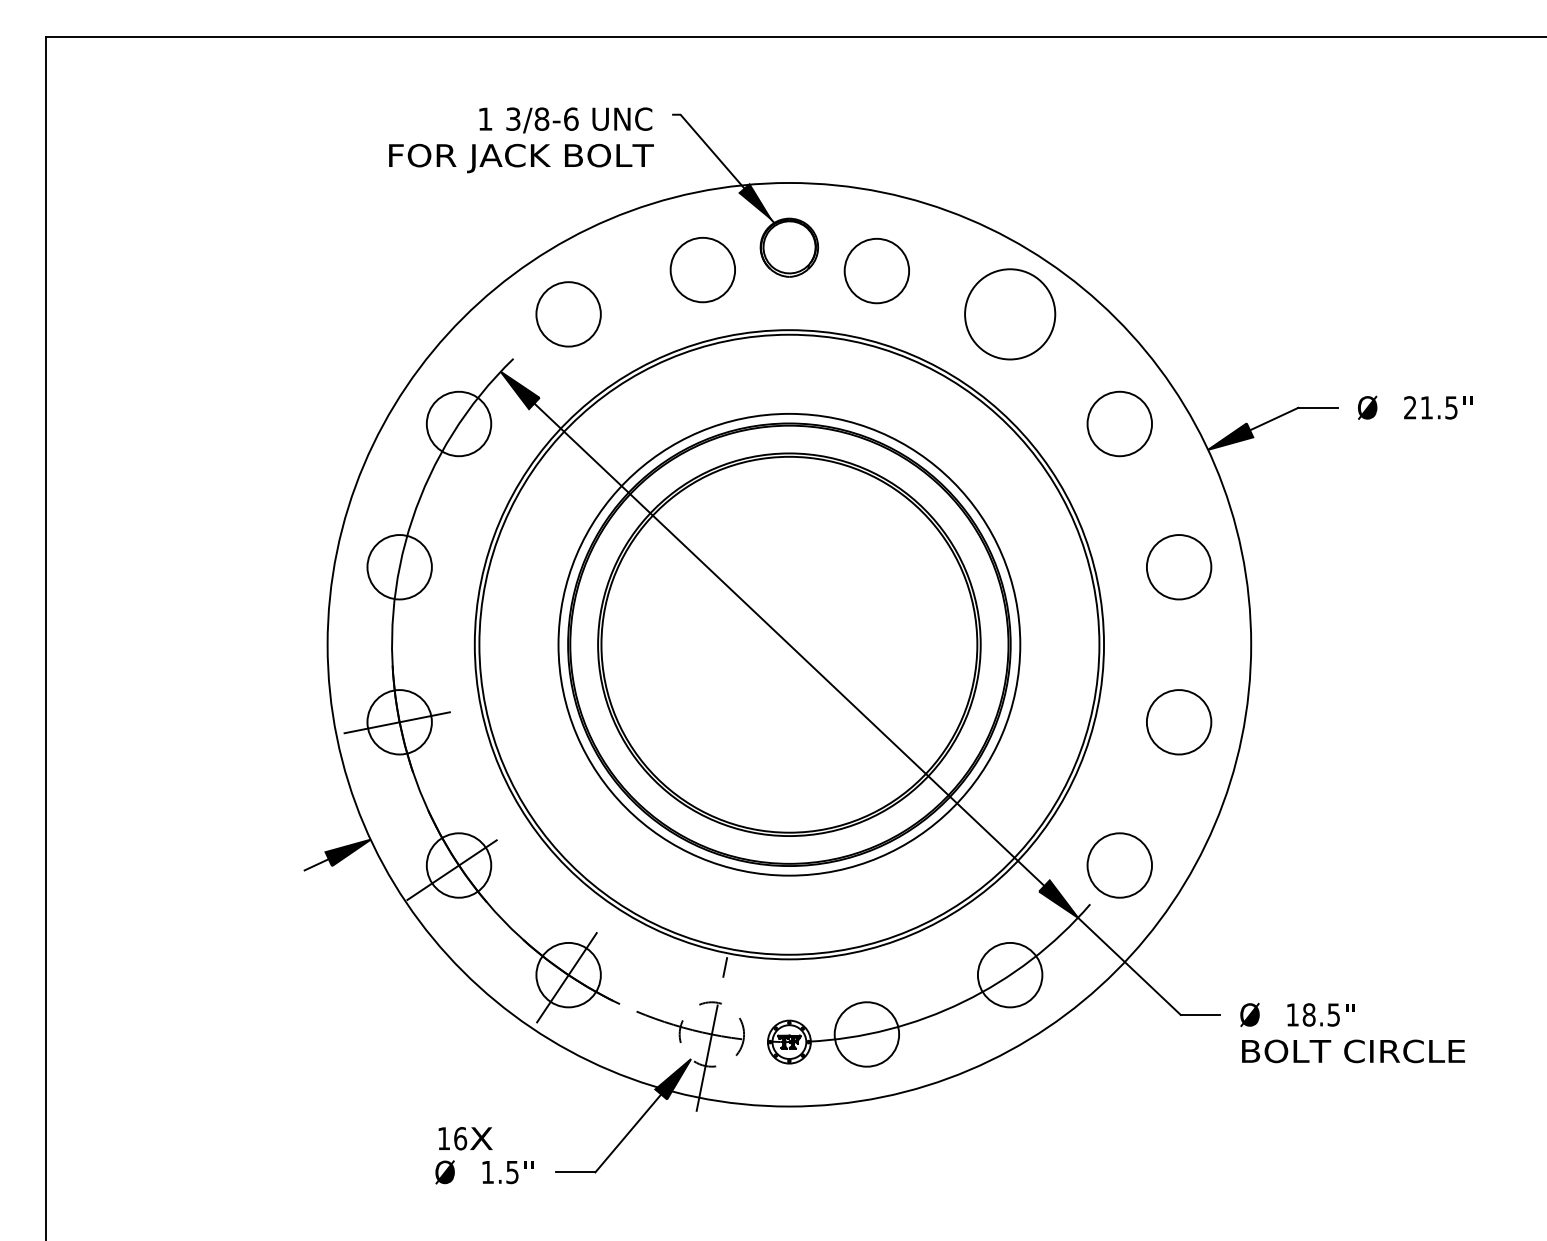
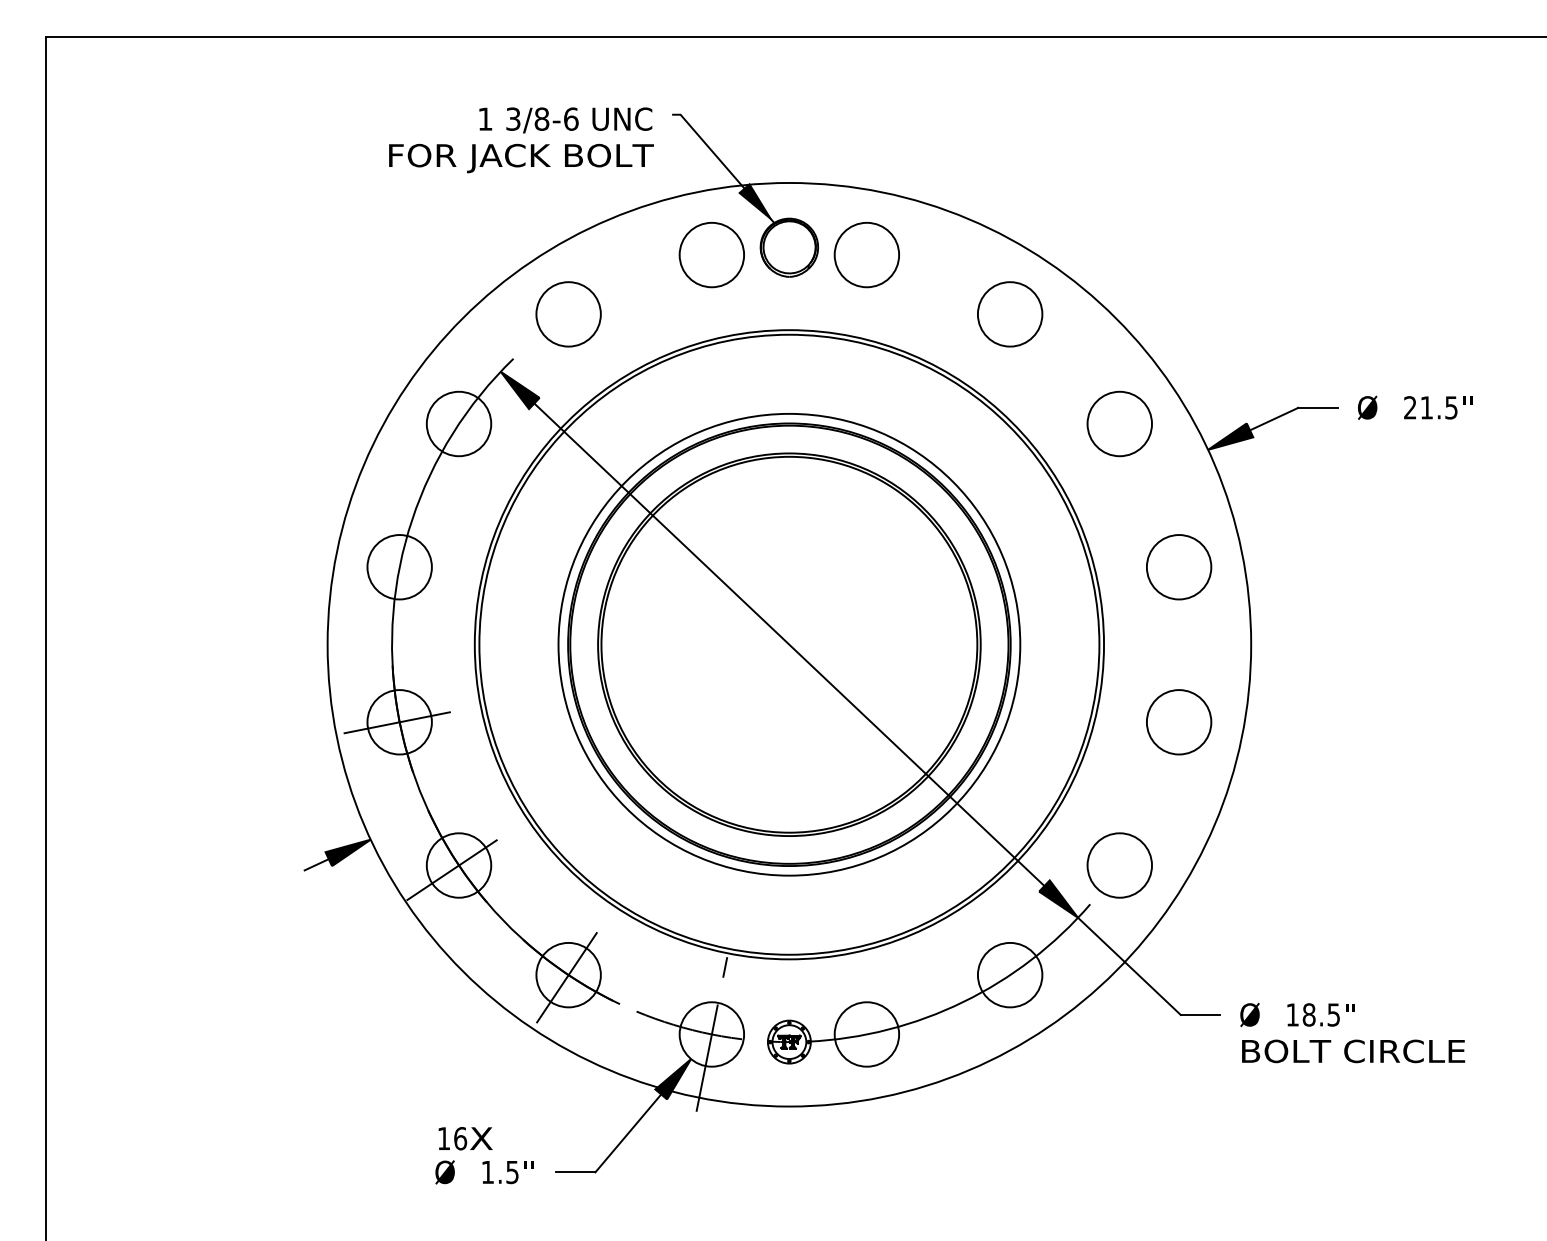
circle position: (702, 270) -> (711, 255) (711, 255)
circle position: (876, 271) -> (866, 255) (866, 255)
circle diameter: 90 px -> 64 px (1009, 314)
circle: dashed -> solid (711, 1034)
